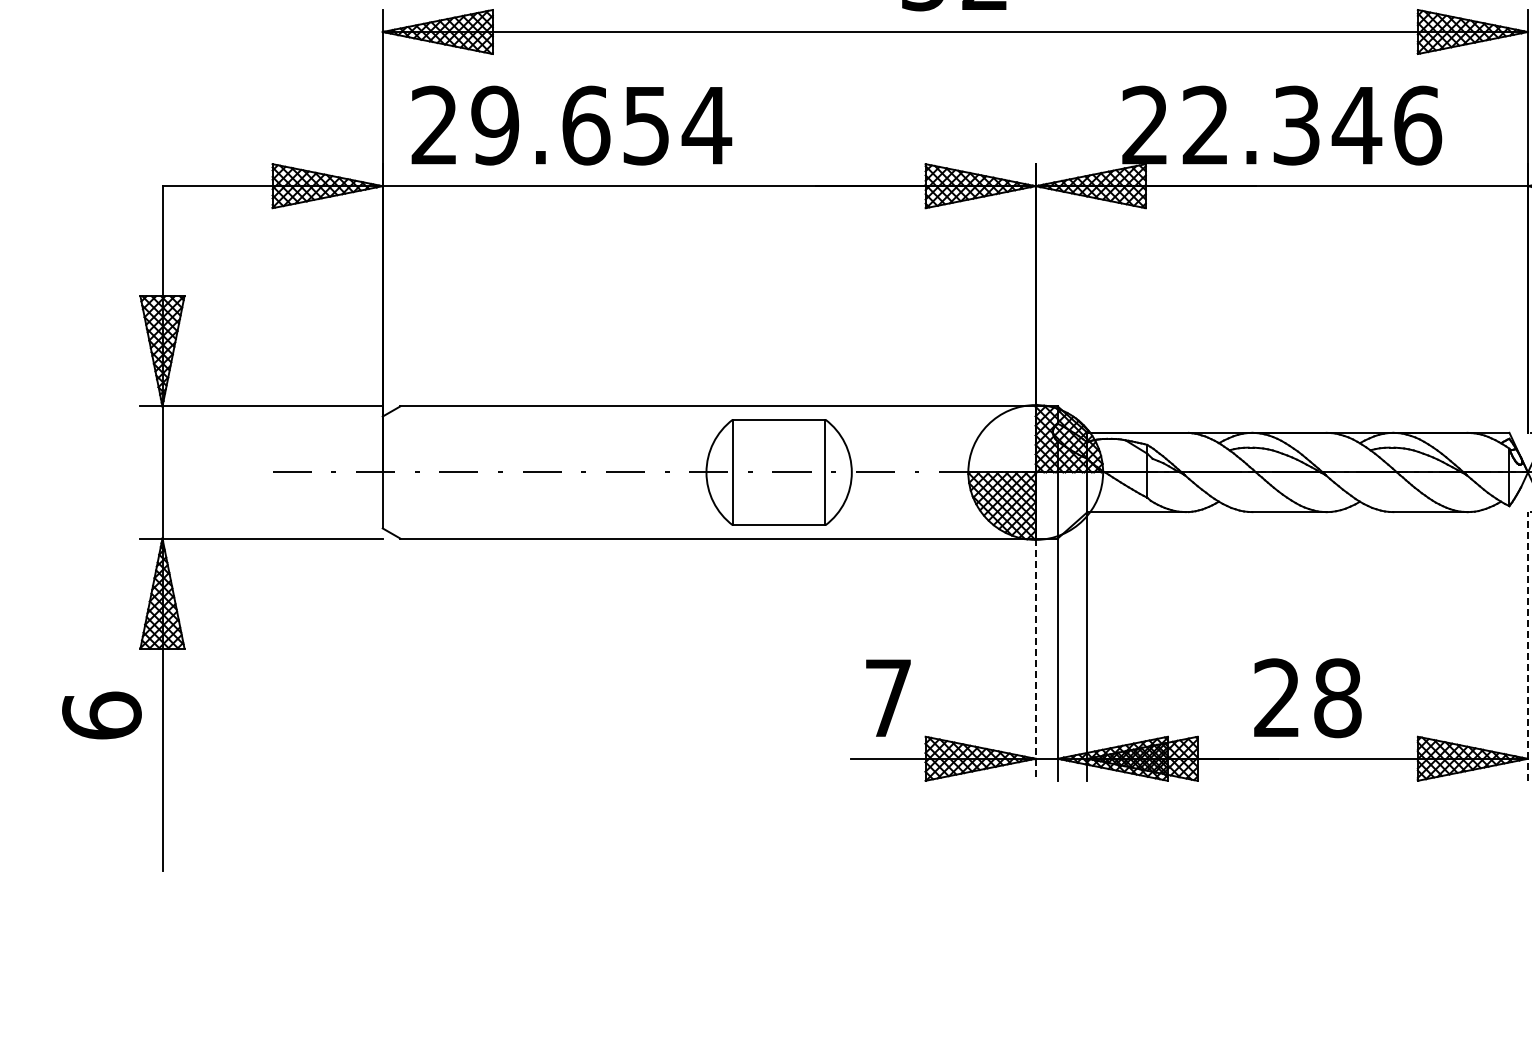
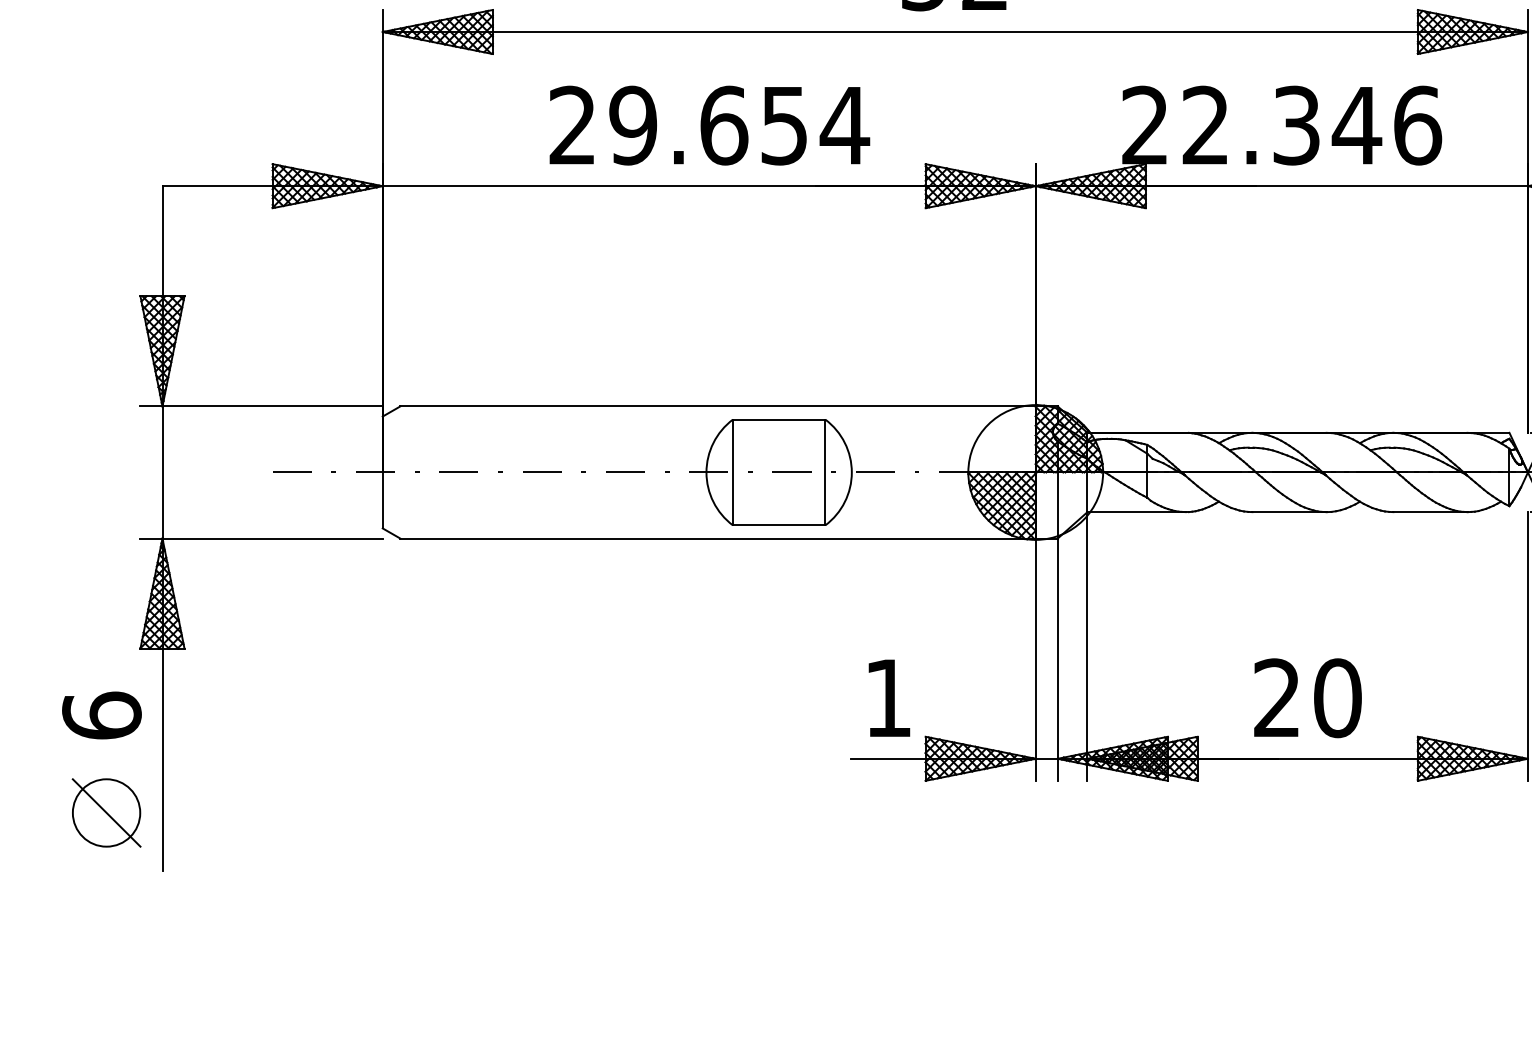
text position: (571, 125) -> (709, 125) (709, 125)
line: dashed -> solid (1527, 645)
line: dashed -> solid (1035, 660)
text: 7 -> 1 (888, 697)
text: 28 -> 20 (1337, 697)
part: none -> present (106, 812)
